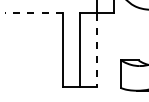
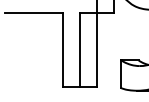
line: dashed -> solid (34, 13)
line: dashed -> solid (97, 50)
